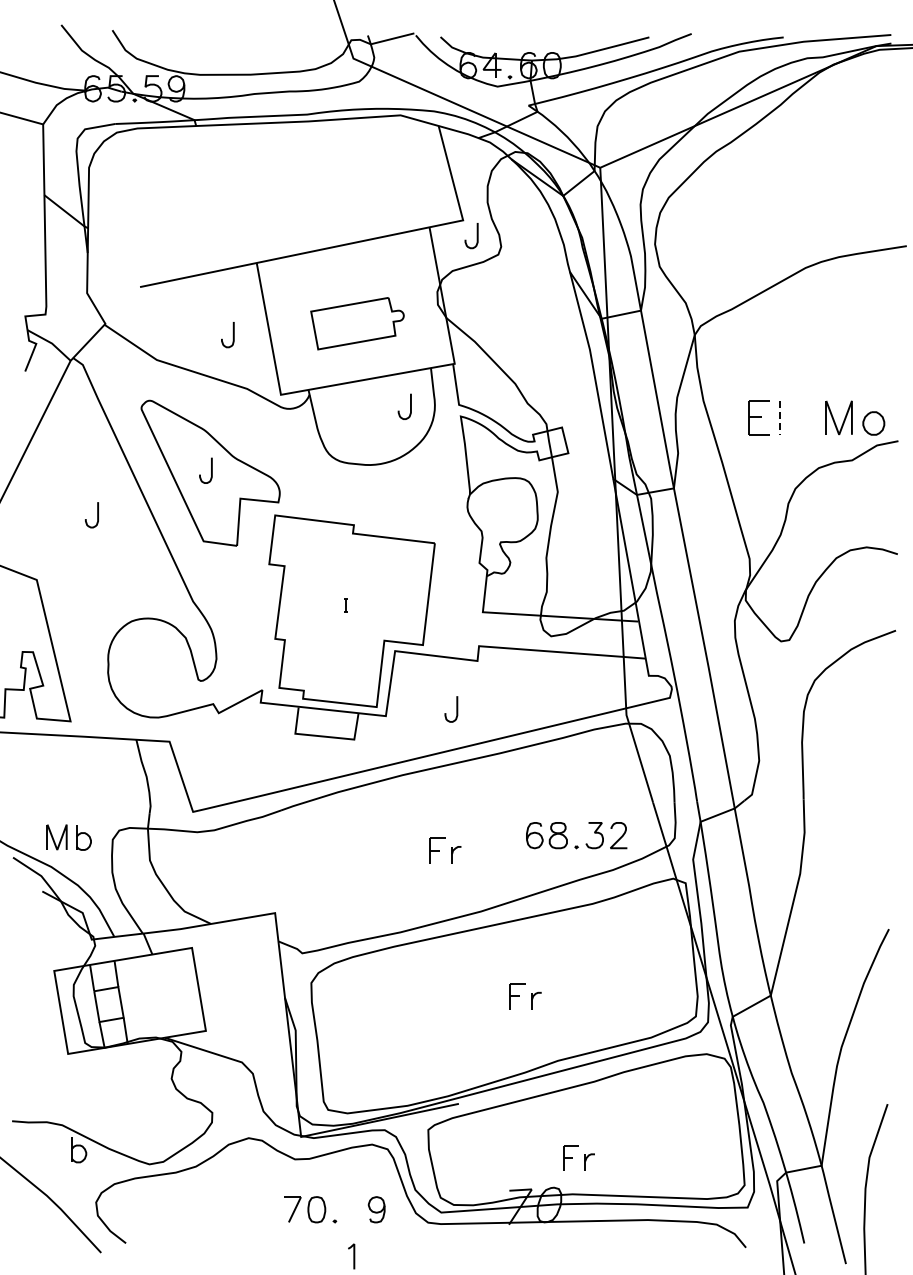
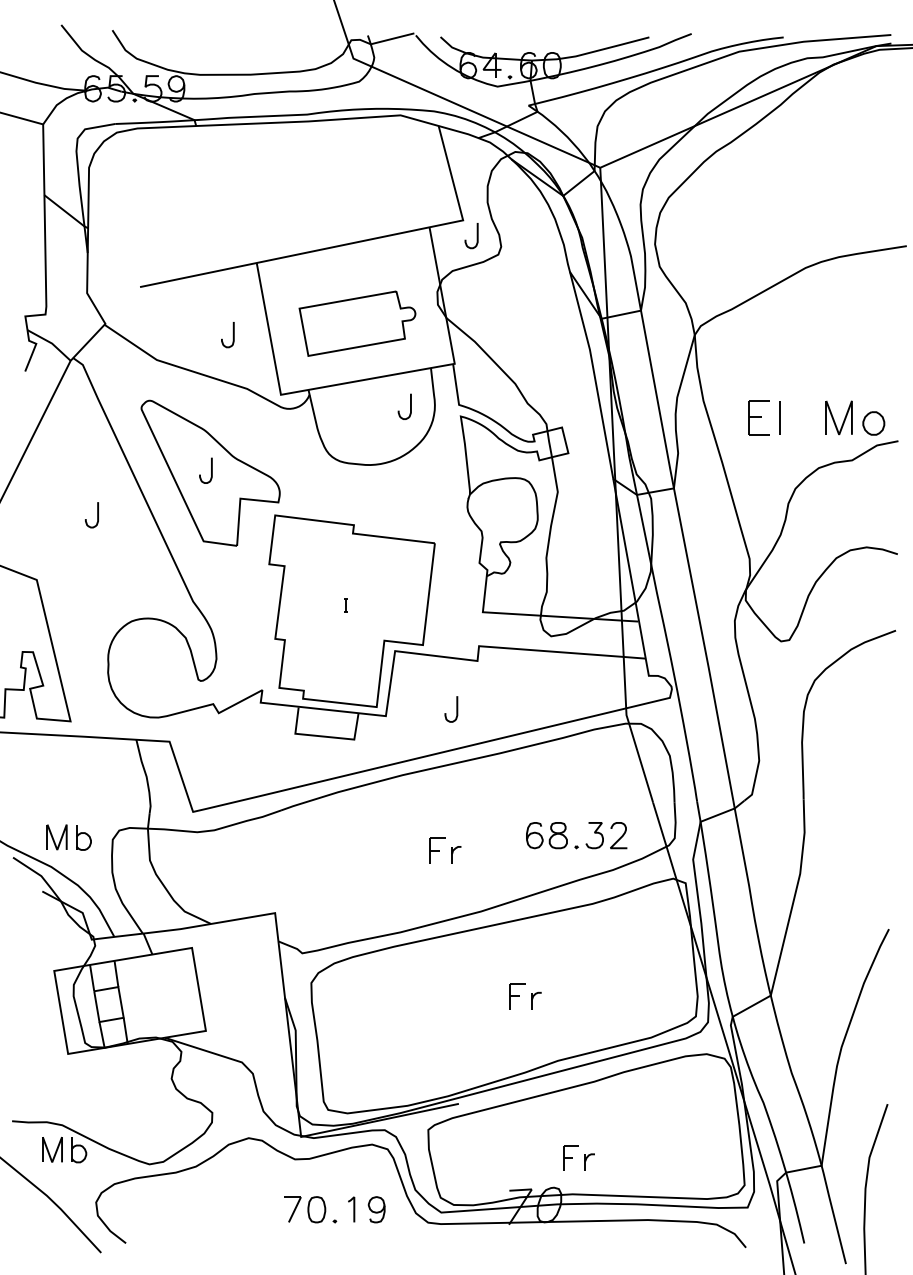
part size: 95x54 px -> 119x67 px (357, 323)
line: dashed -> solid (779, 417)
part: none -> present (52, 1149)
line position: (353, 1256) -> (353, 1209) (353, 1209)
